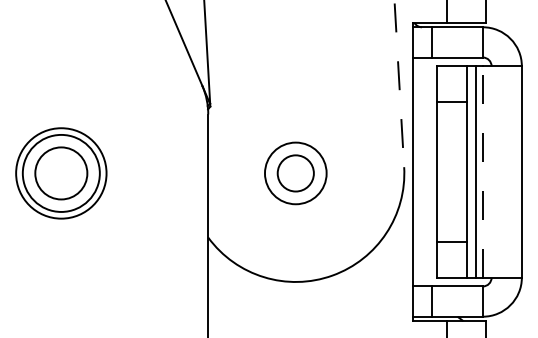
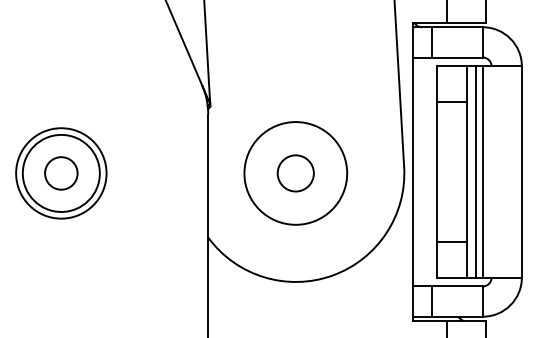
line: dashed -> solid (399, 84)
line: dashed -> solid (482, 171)
circle diameter: 52 px -> 33 px (61, 173)
circle diameter: 62 px -> 103 px (295, 173)
